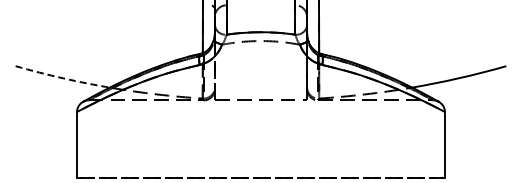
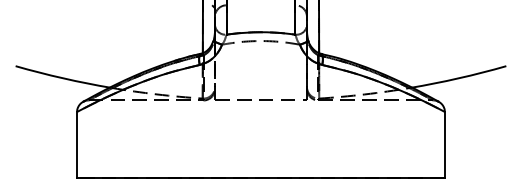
arc: dashed -> solid (63, 78)
line: dashed -> solid (261, 177)
